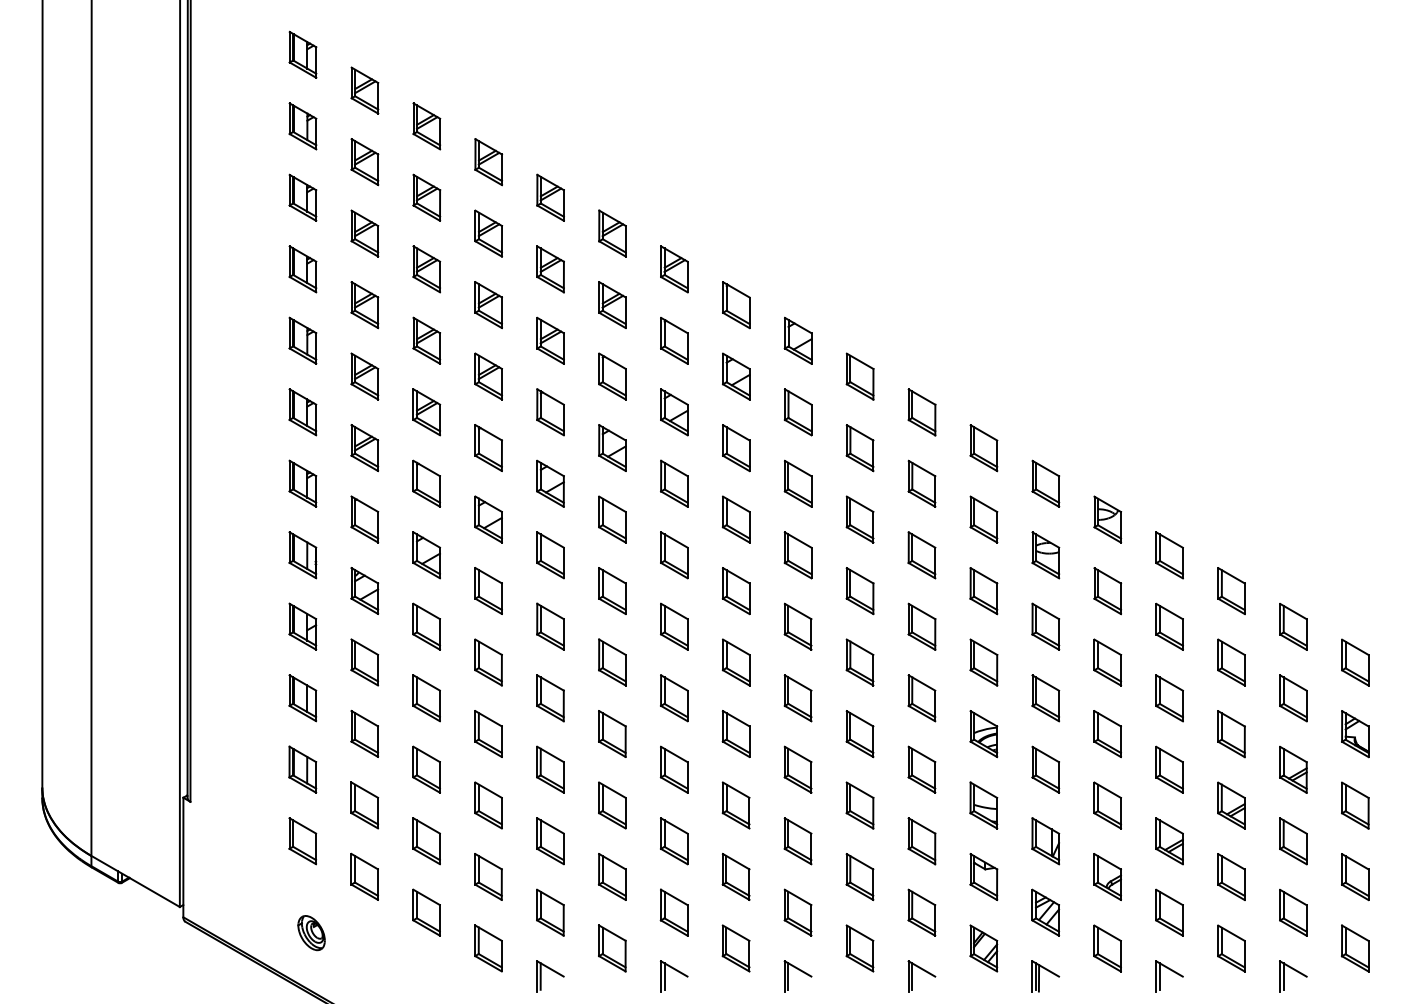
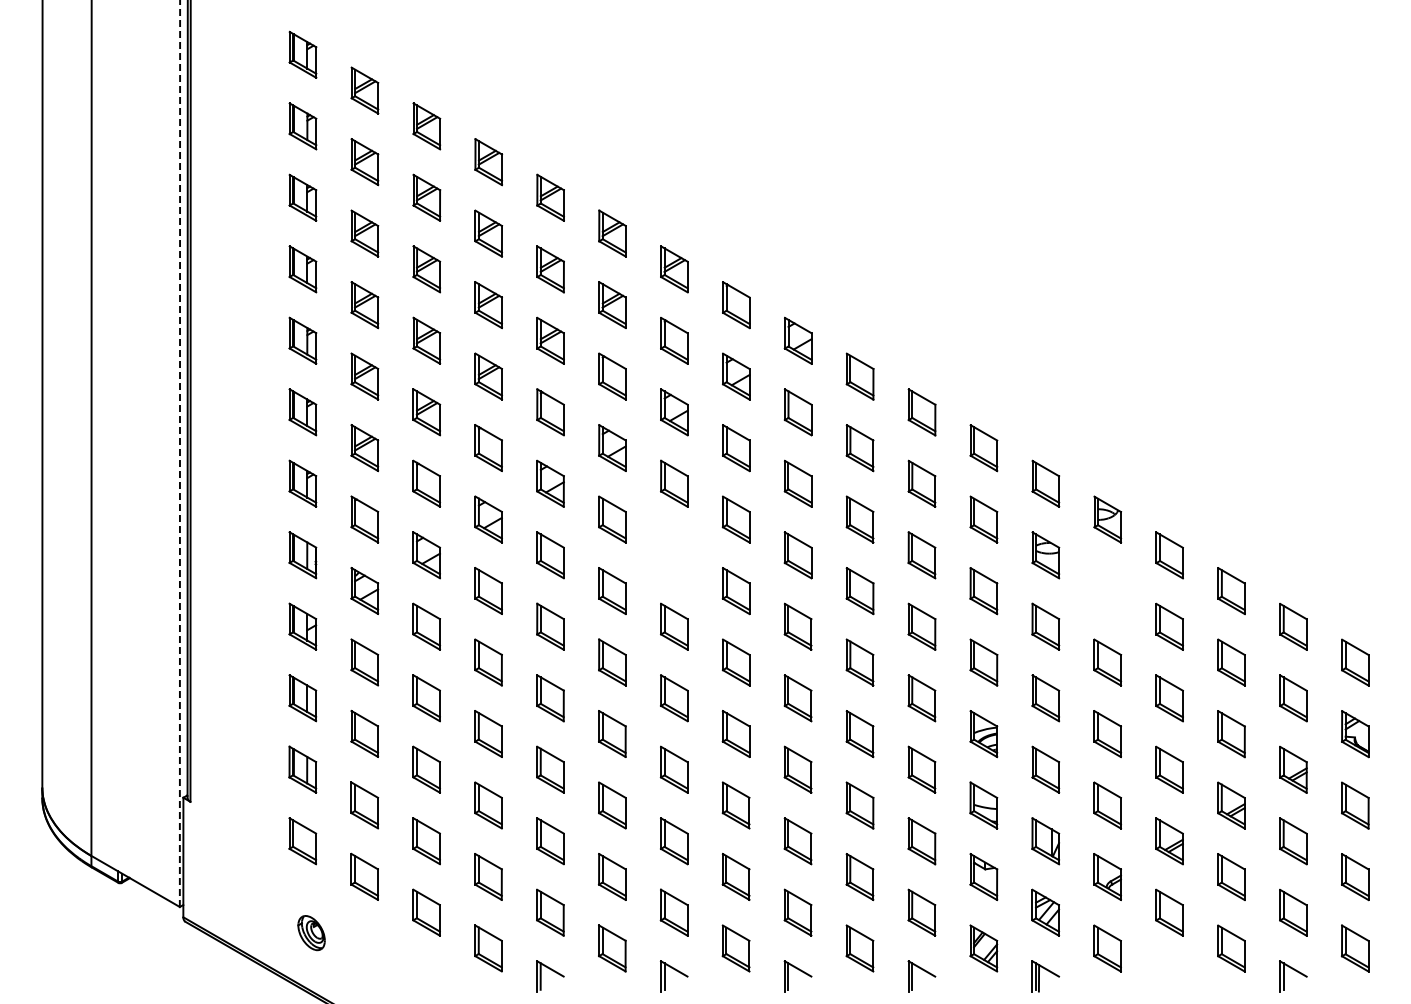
line: solid -> dashed (179, 453)
part: present -> none (674, 555)
part: present -> none (1107, 591)
part: present -> none (1169, 976)
